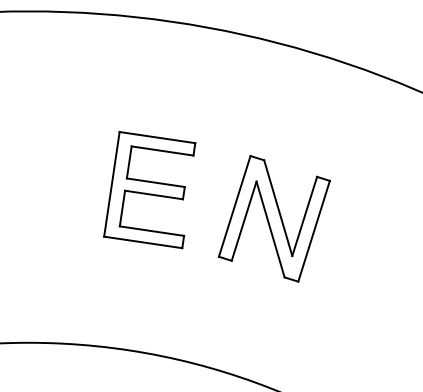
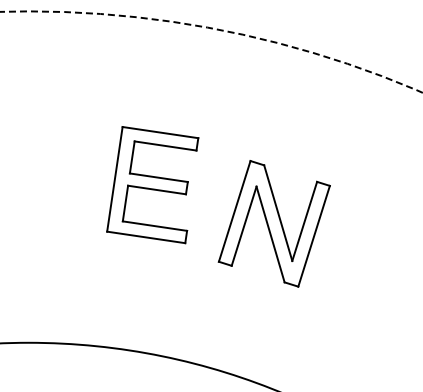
arc: solid -> dashed (219, 29)
part position: (149, 190) -> (152, 185) (152, 185)
part position: (273, 218) -> (273, 223) (273, 223)
